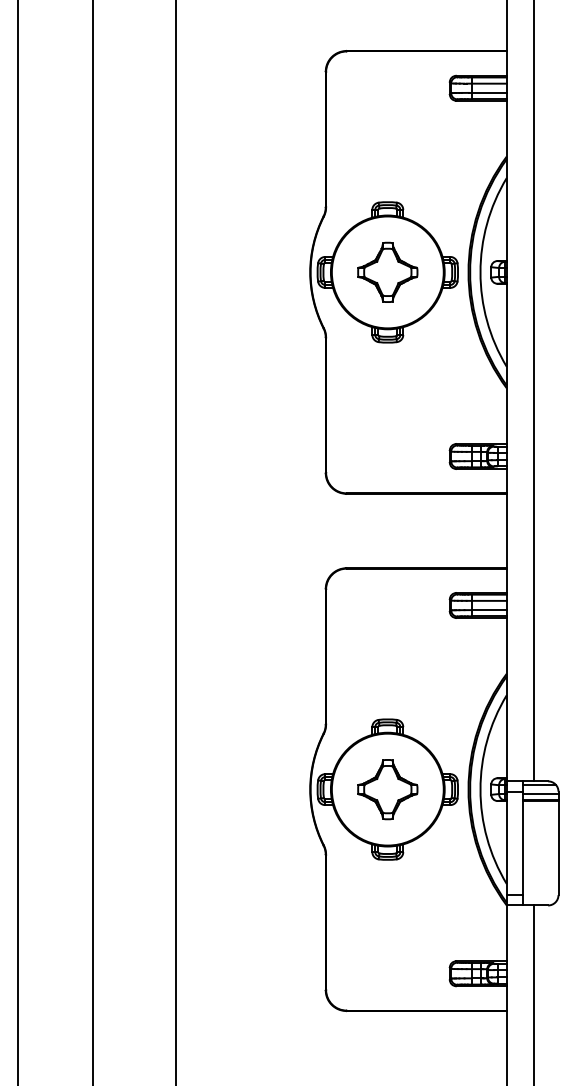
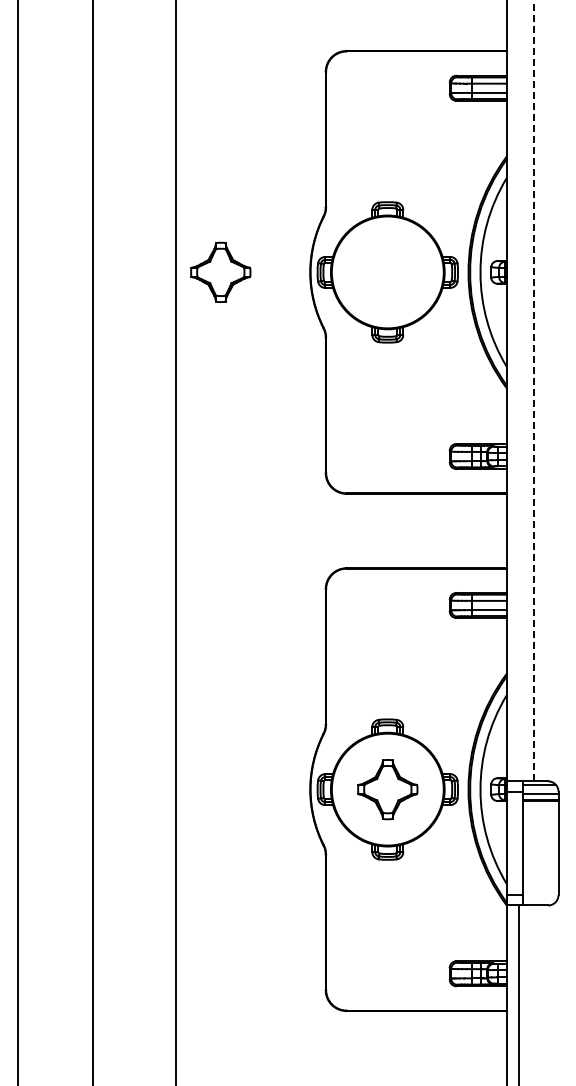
part position: (387, 271) -> (220, 271) (220, 271)
line: solid -> dashed (533, 390)
line position: (533, 993) -> (518, 993) (518, 993)
